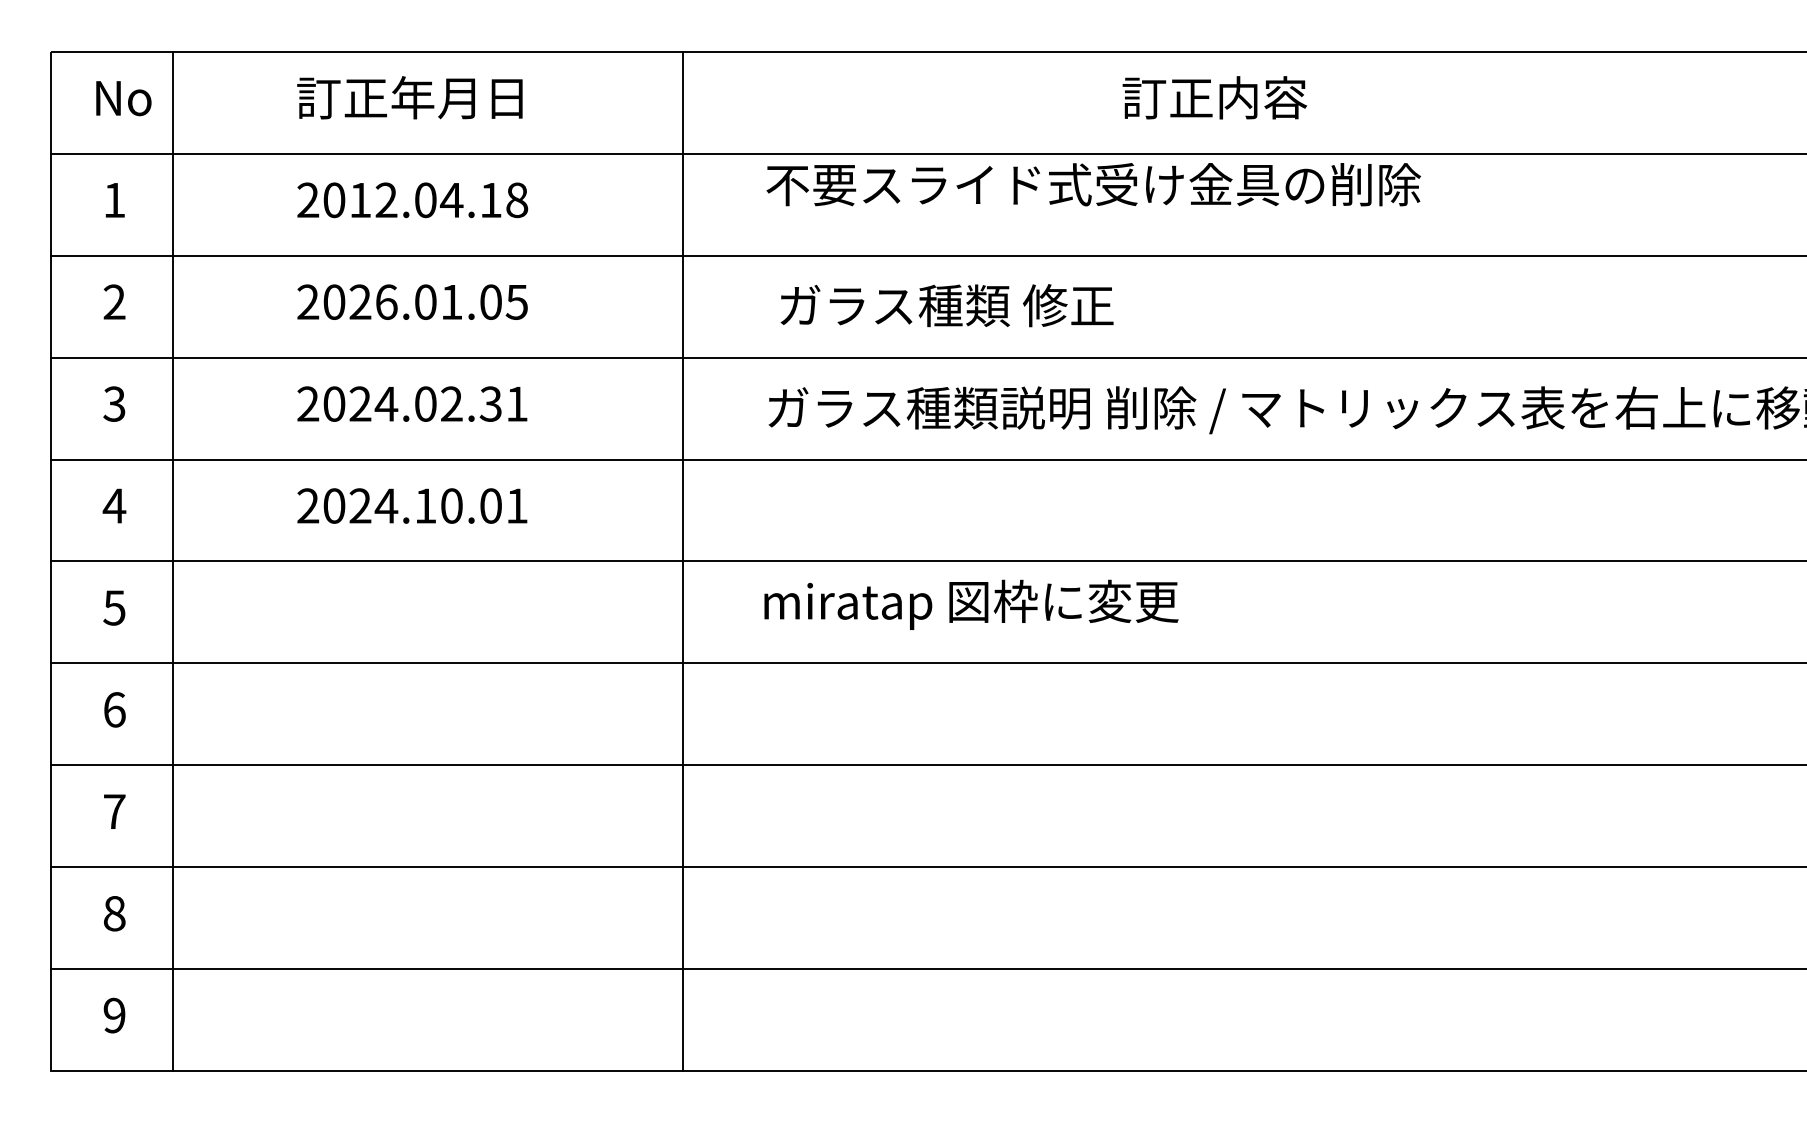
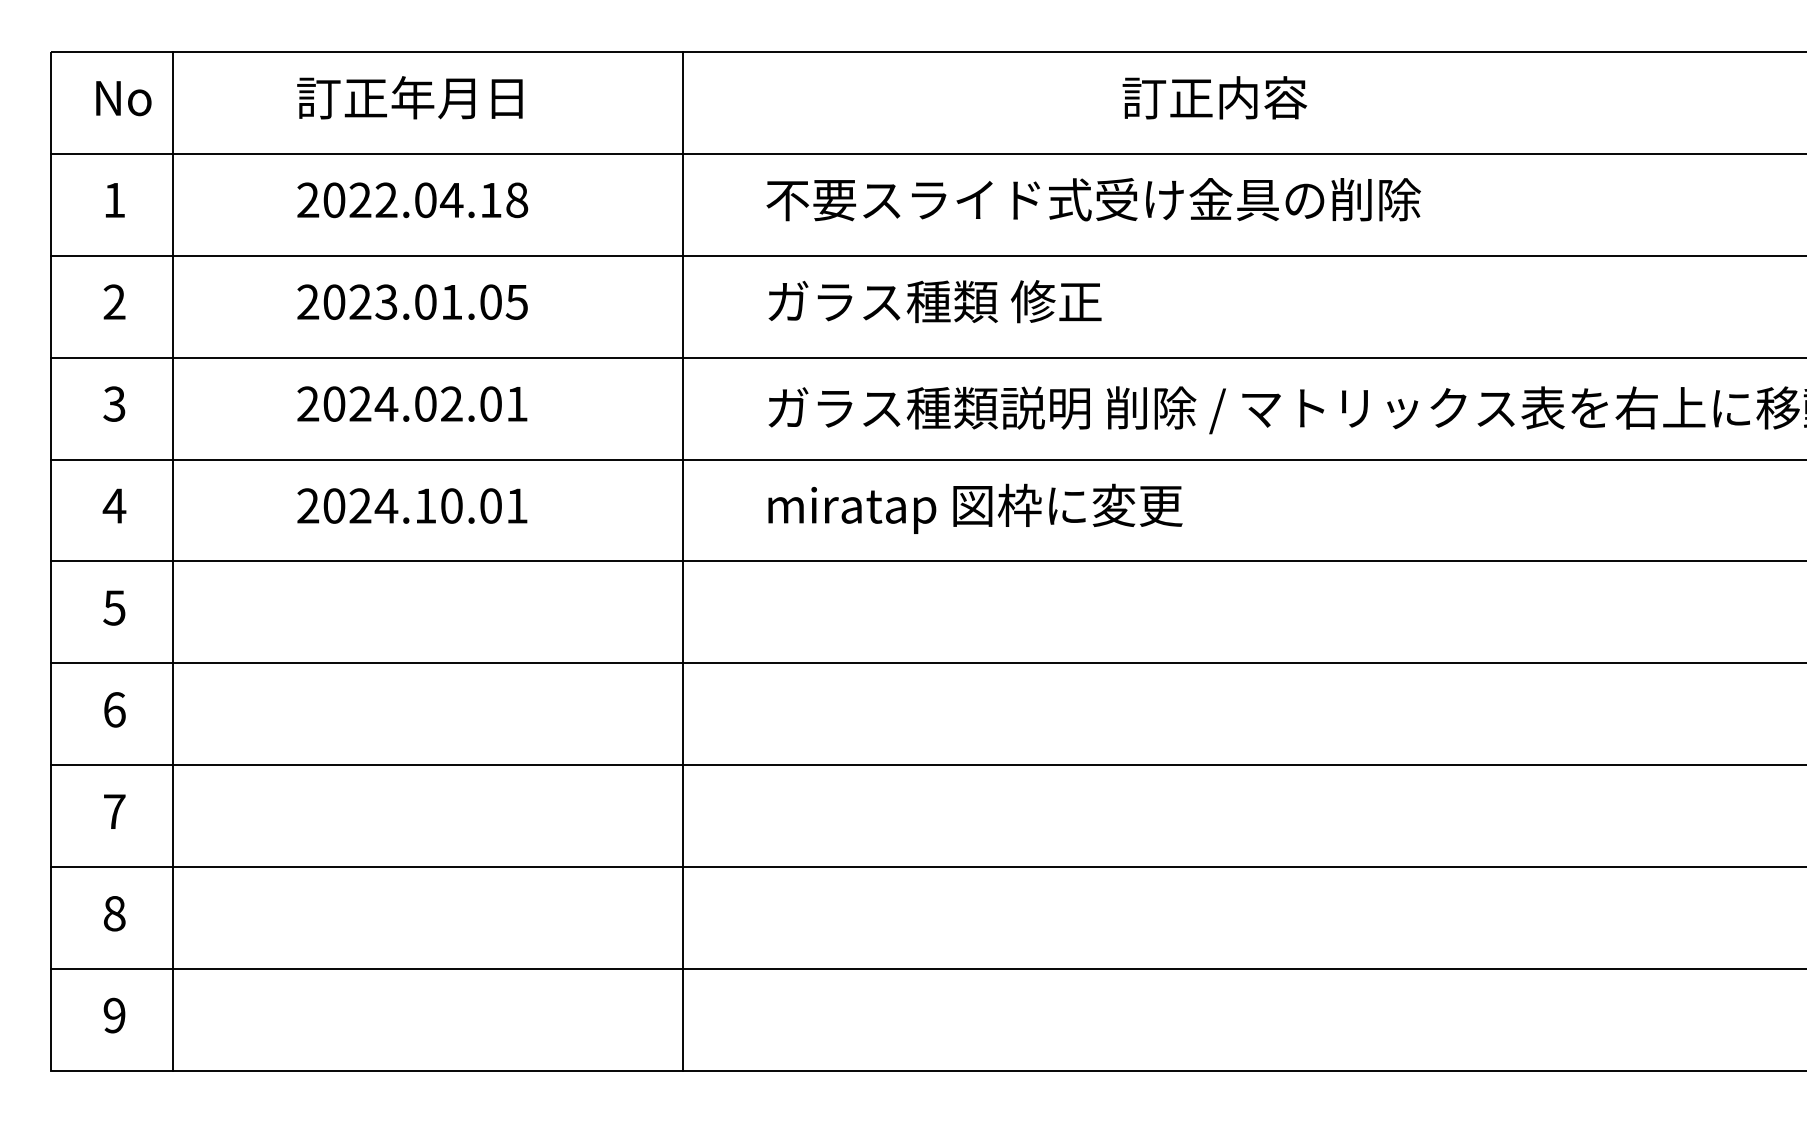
text position: (1093, 184) -> (1093, 199) (1093, 199)
text: 2012.04.18 -> 2022.04.18 (360, 199)
text: 2026.01.05 -> 2023.01.05 (386, 301)
text position: (946, 305) -> (934, 301) (934, 301)
text: 2024.02.31 -> 2024.02.01 (490, 403)
text position: (971, 604) -> (975, 508) (975, 508)
